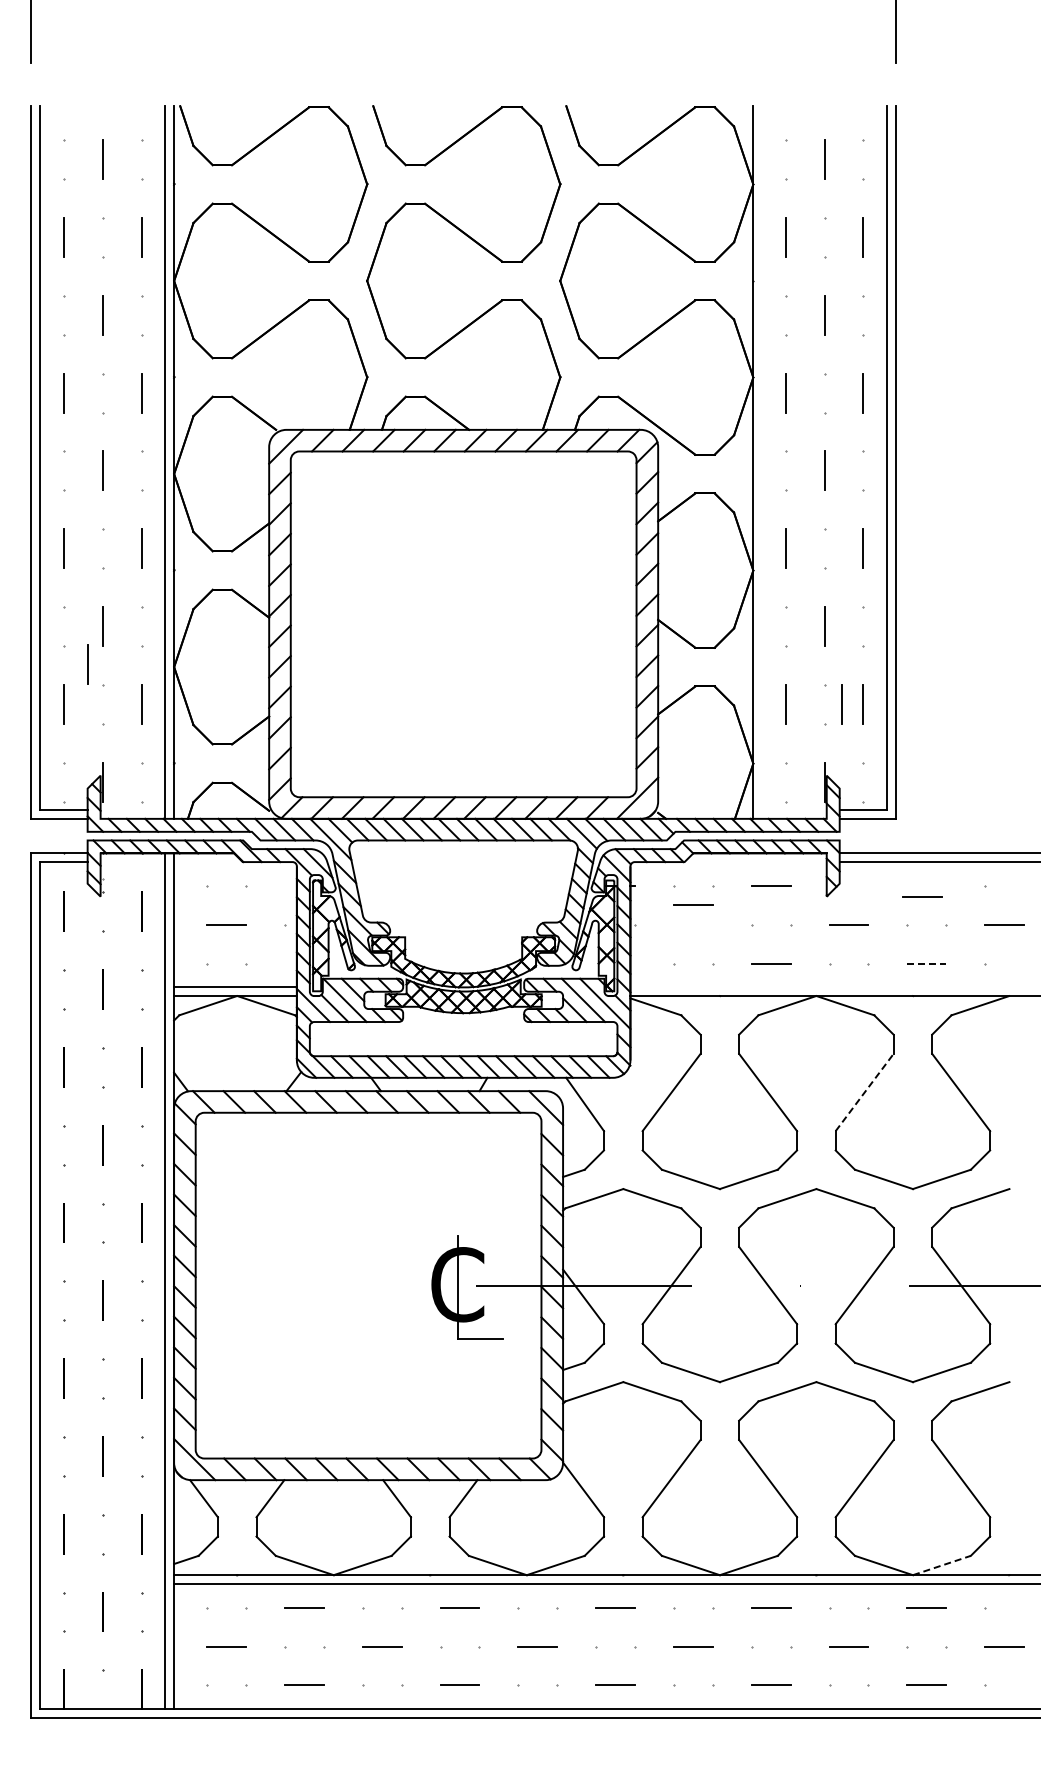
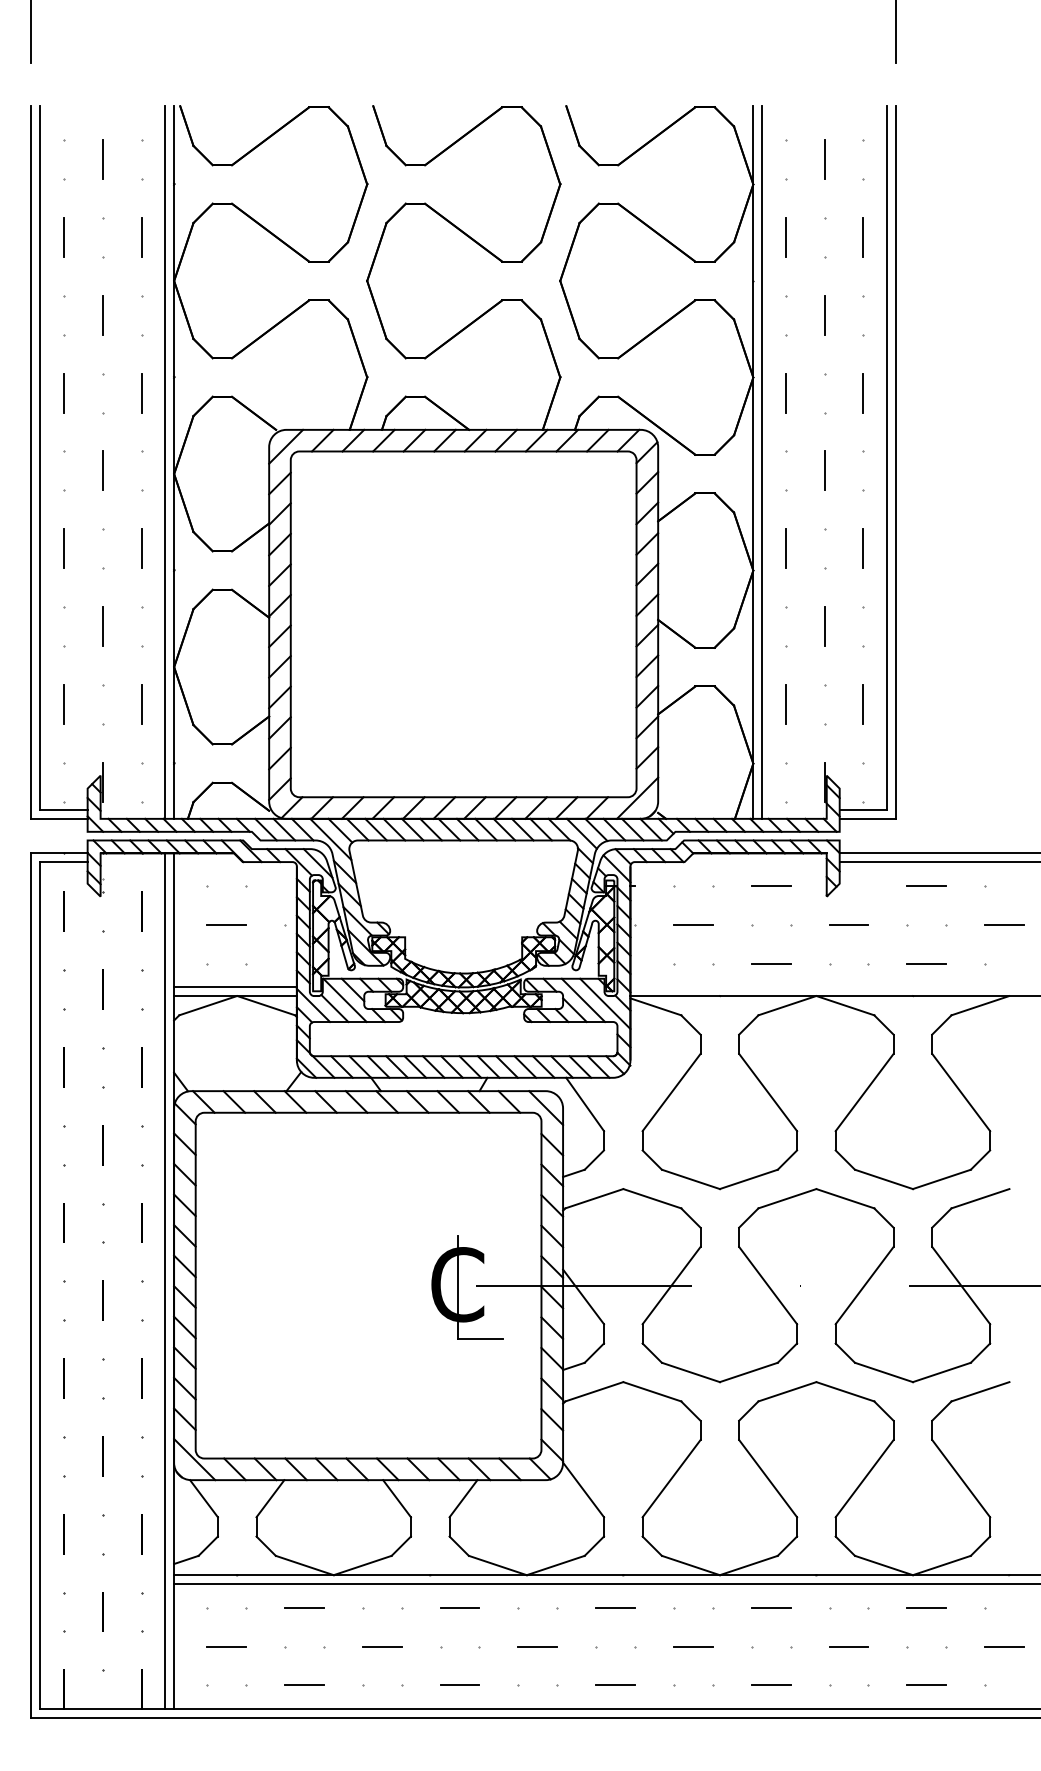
line: none -> present (761, 462)
line: present -> none (87, 664)
line: present -> none (841, 704)
line position: (922, 896) -> (926, 885) (926, 885)
line position: (693, 904) -> (693, 924) (693, 924)
line: dashed -> solid (927, 963)
line: dashed -> solid (864, 1092)
line: dashed -> solid (941, 1565)
